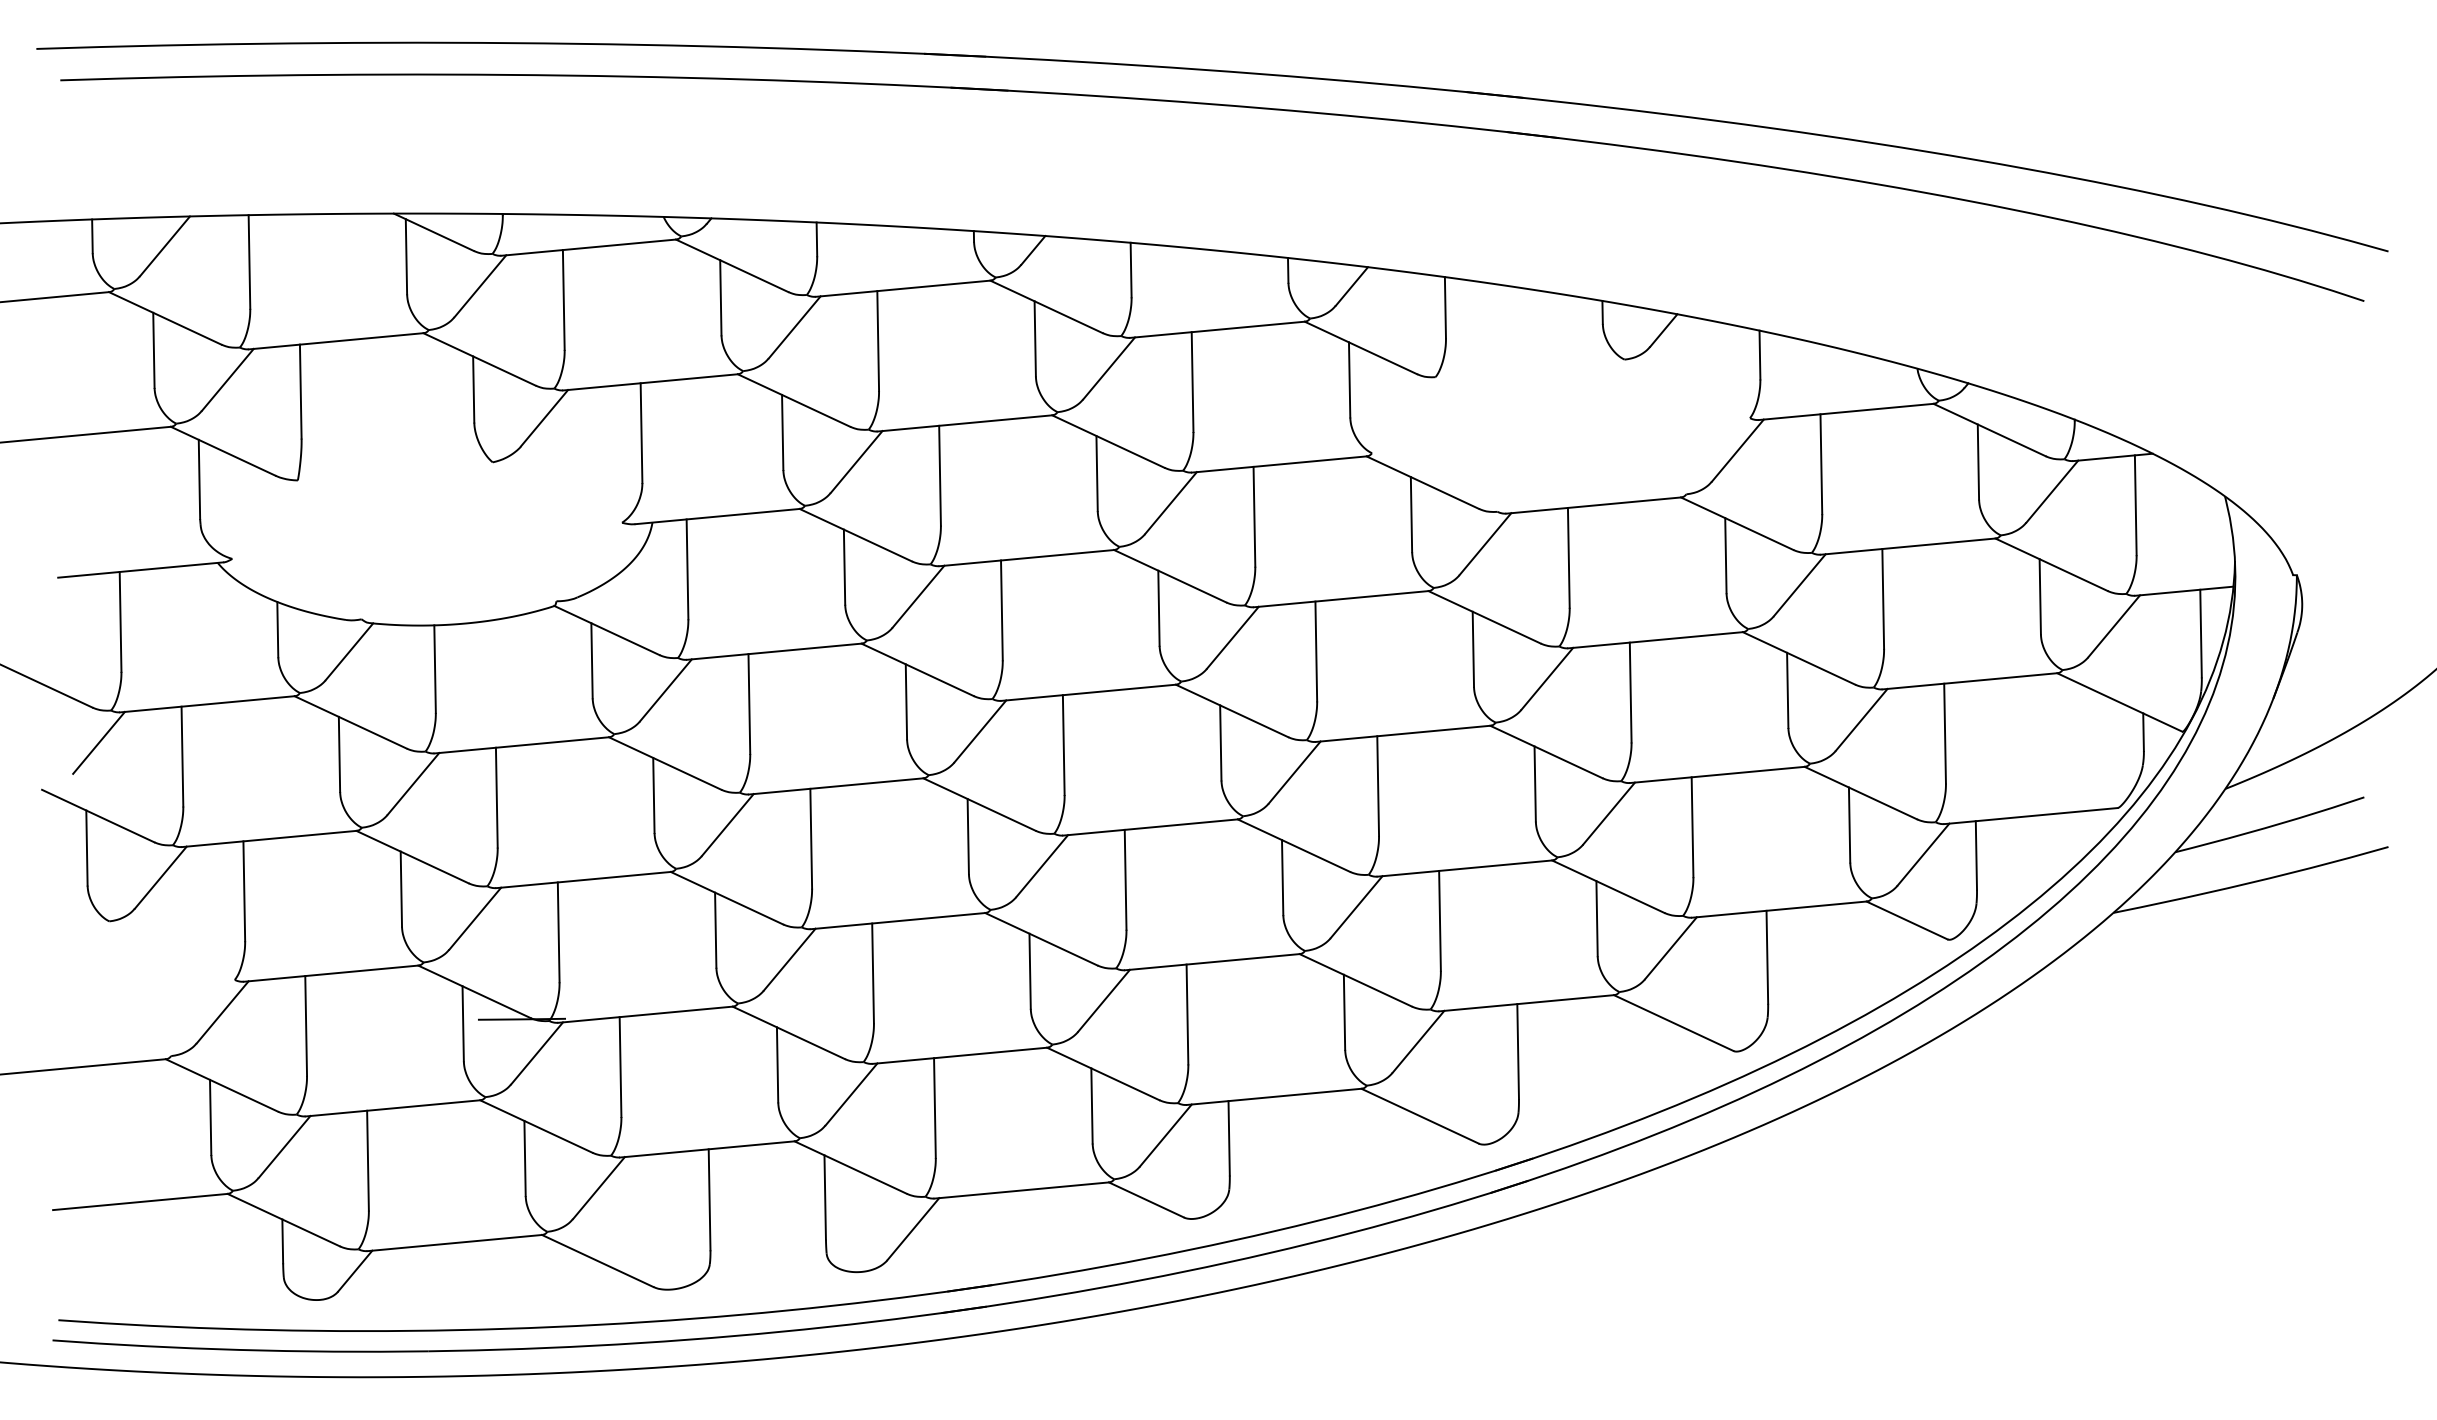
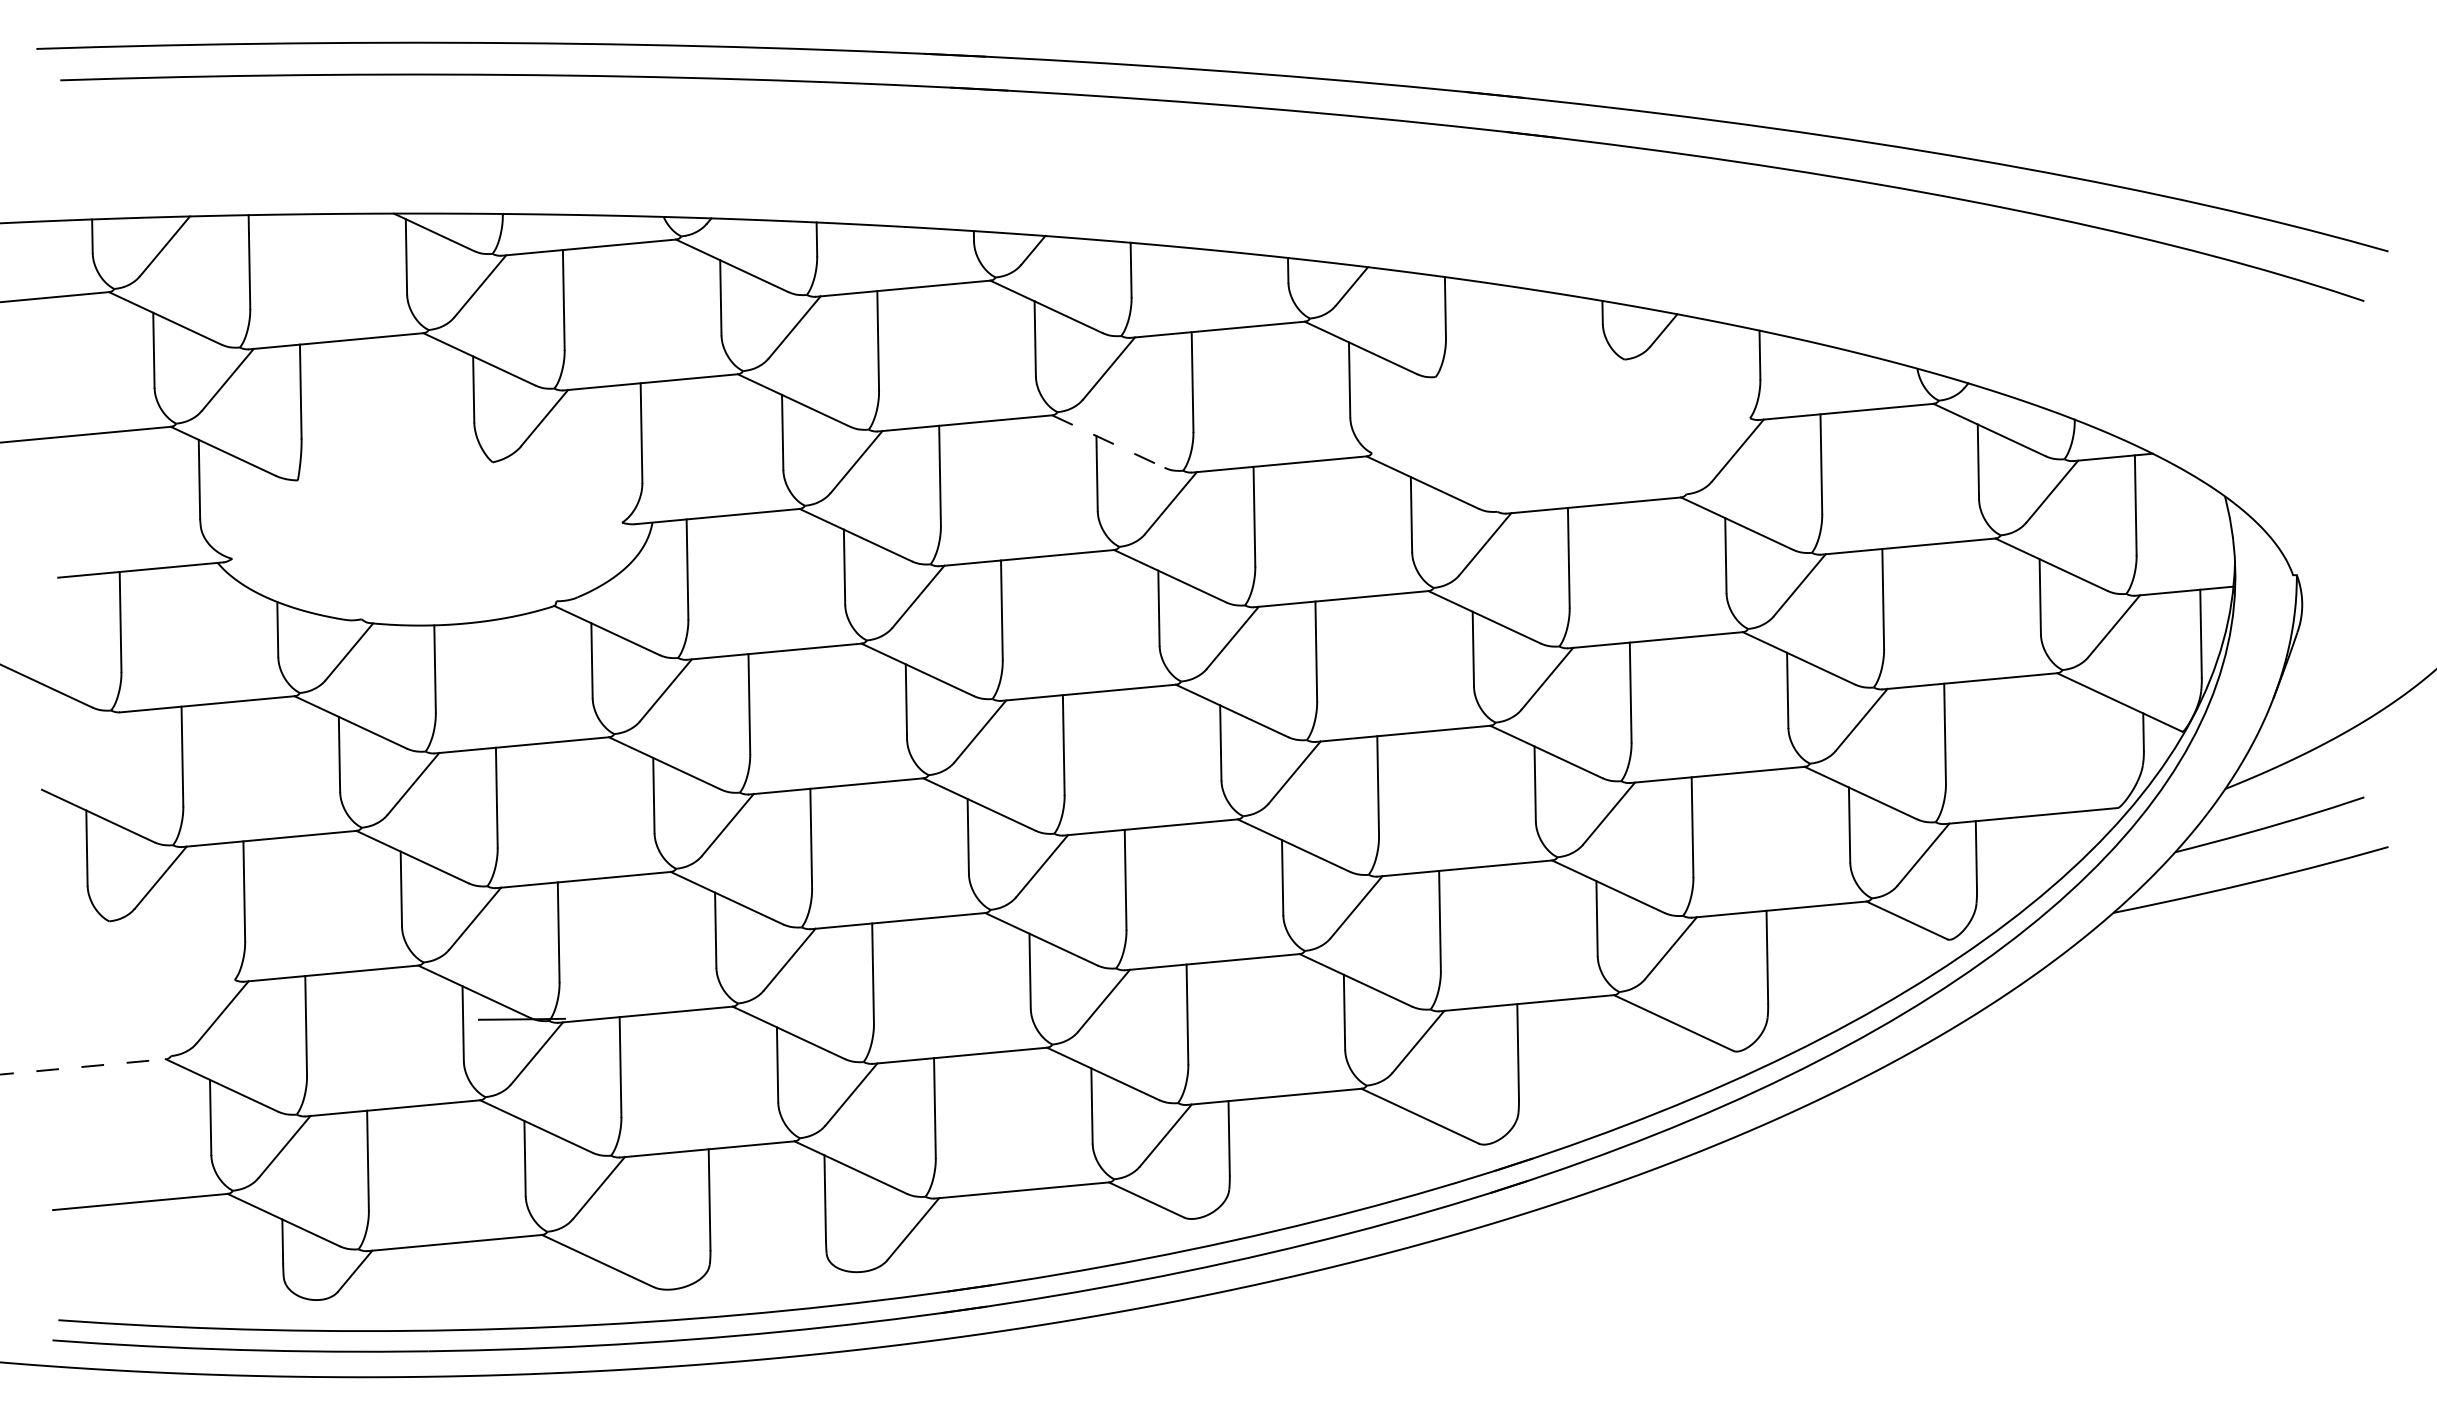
line: solid -> dashed (1108, 441)
line: present -> none (98, 742)
line: solid -> dashed (83, 1066)
